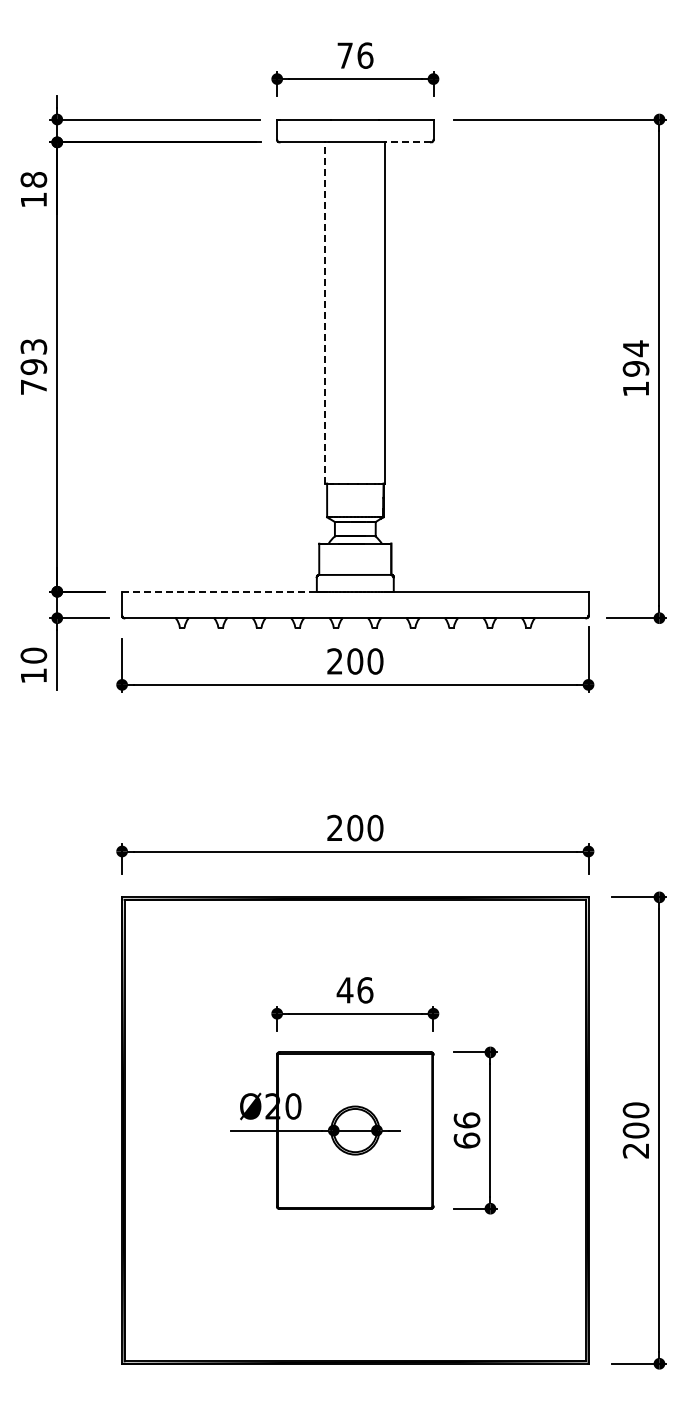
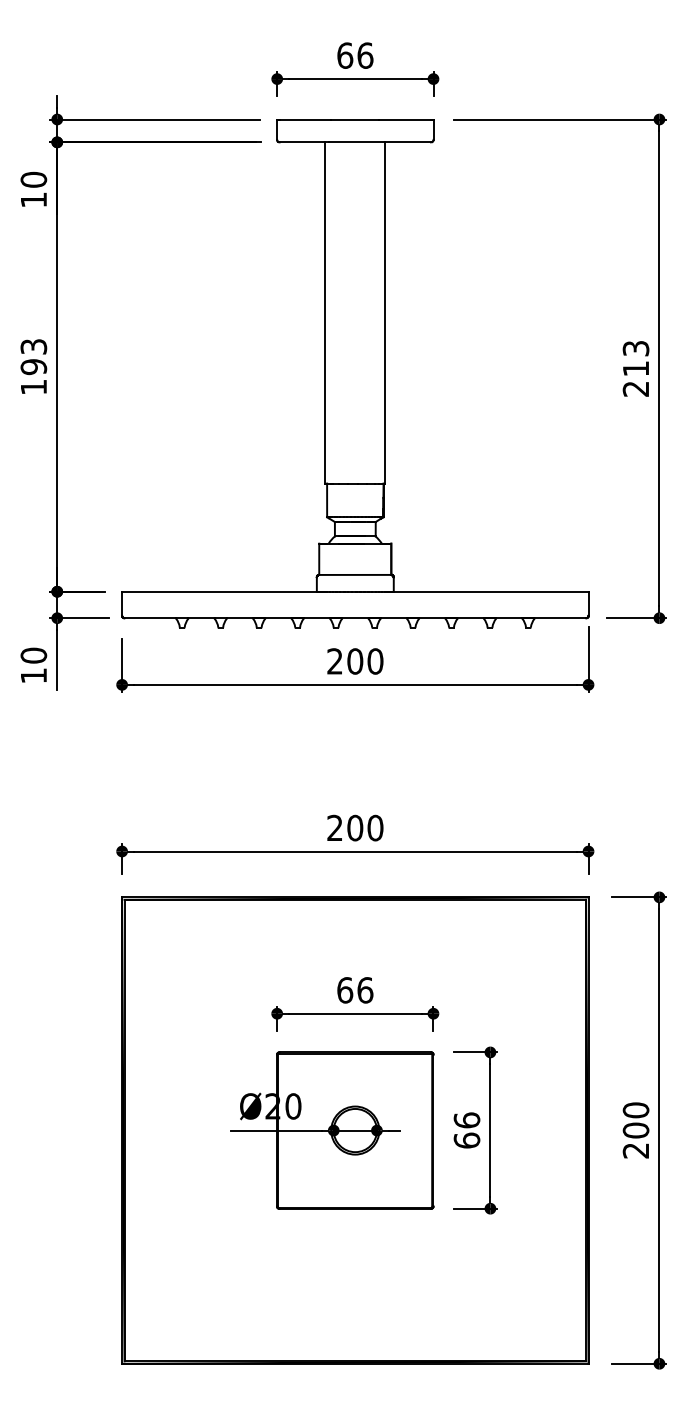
text: 76 -> 66 (345, 55)
line: dashed -> solid (408, 142)
text: 18 -> 10 (33, 179)
line: dashed -> solid (325, 313)
text: 194 -> 213 (635, 368)
text: 793 -> 193 (33, 386)
line: dashed -> solid (219, 591)
text: 46 -> 66 (344, 990)
